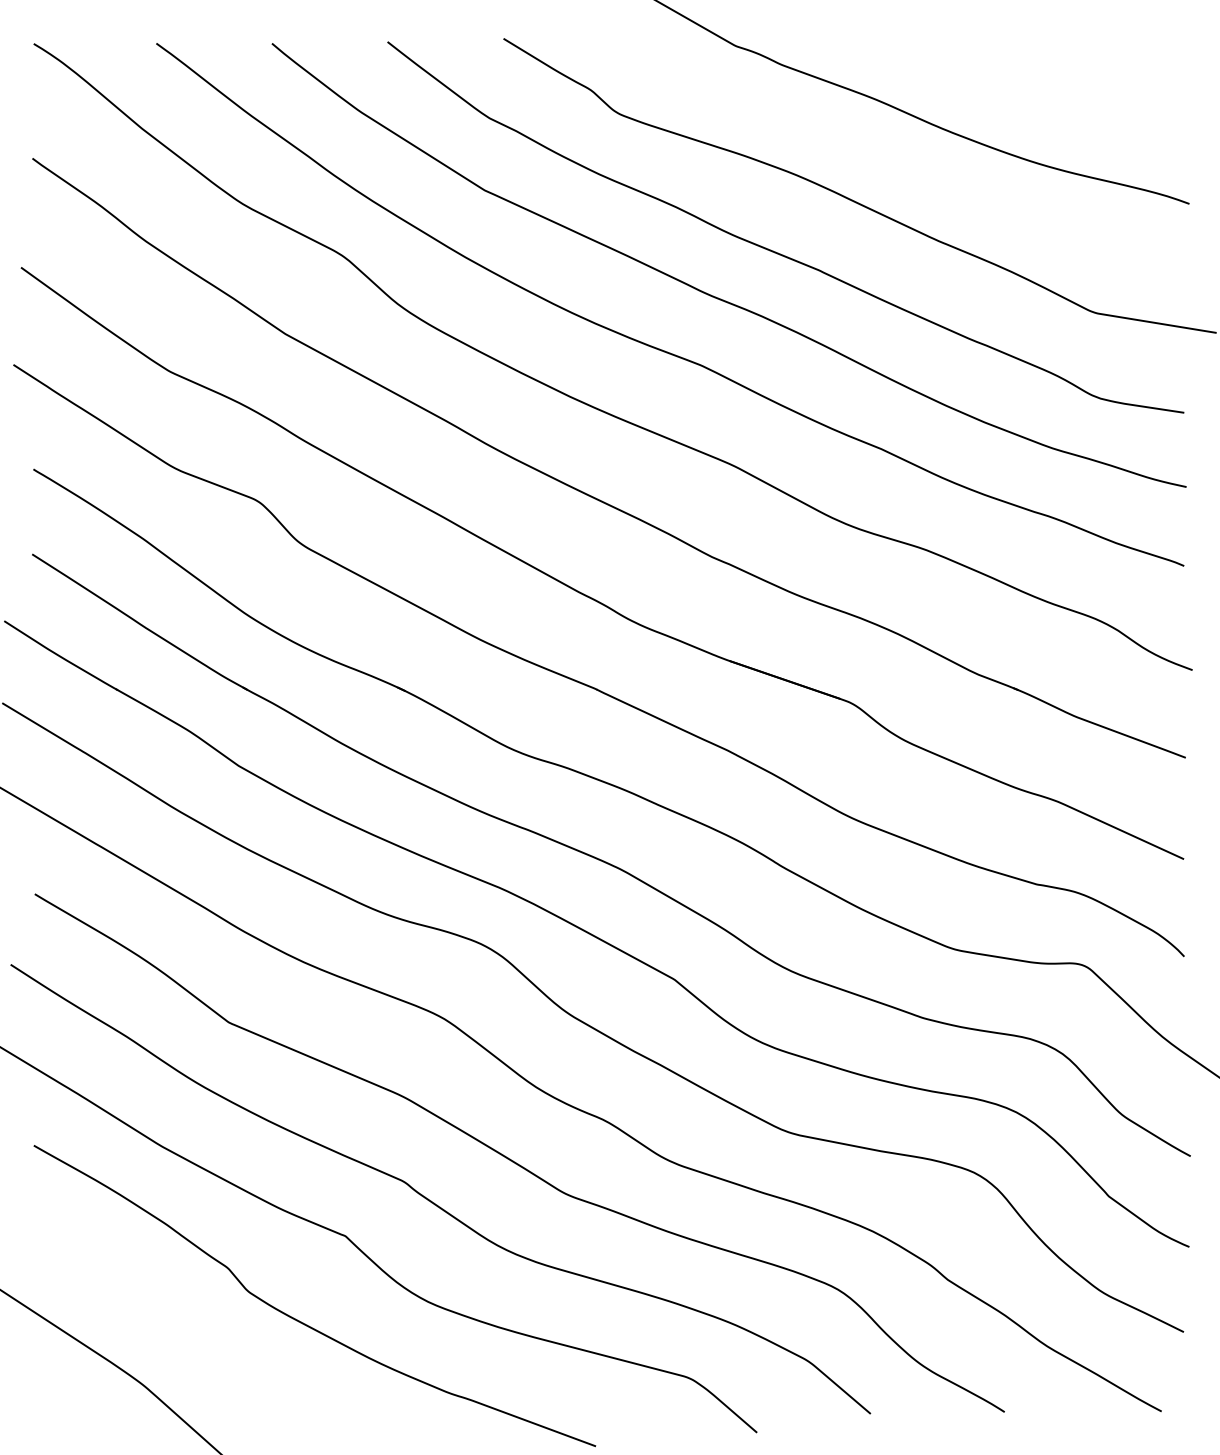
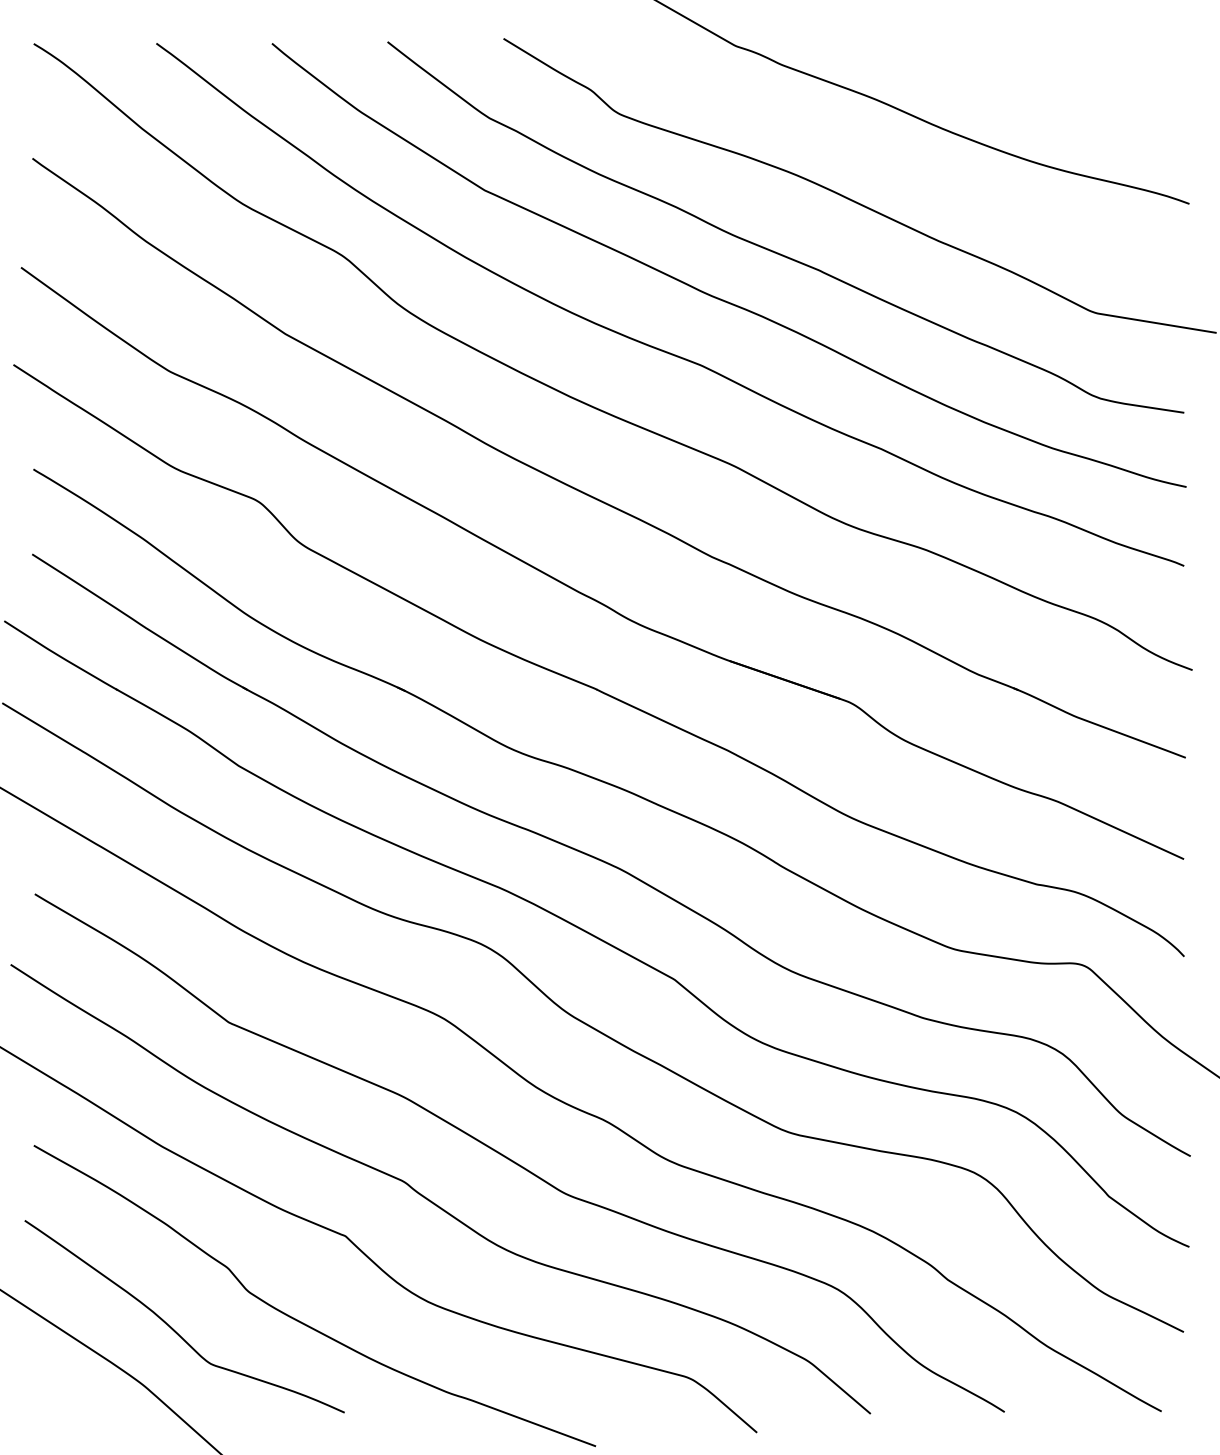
curve: none -> present (172, 1327)
